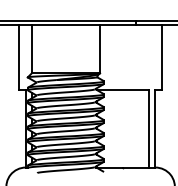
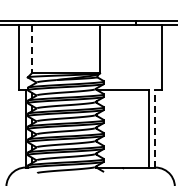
line: solid -> dashed (32, 48)
line: solid -> dashed (155, 128)
